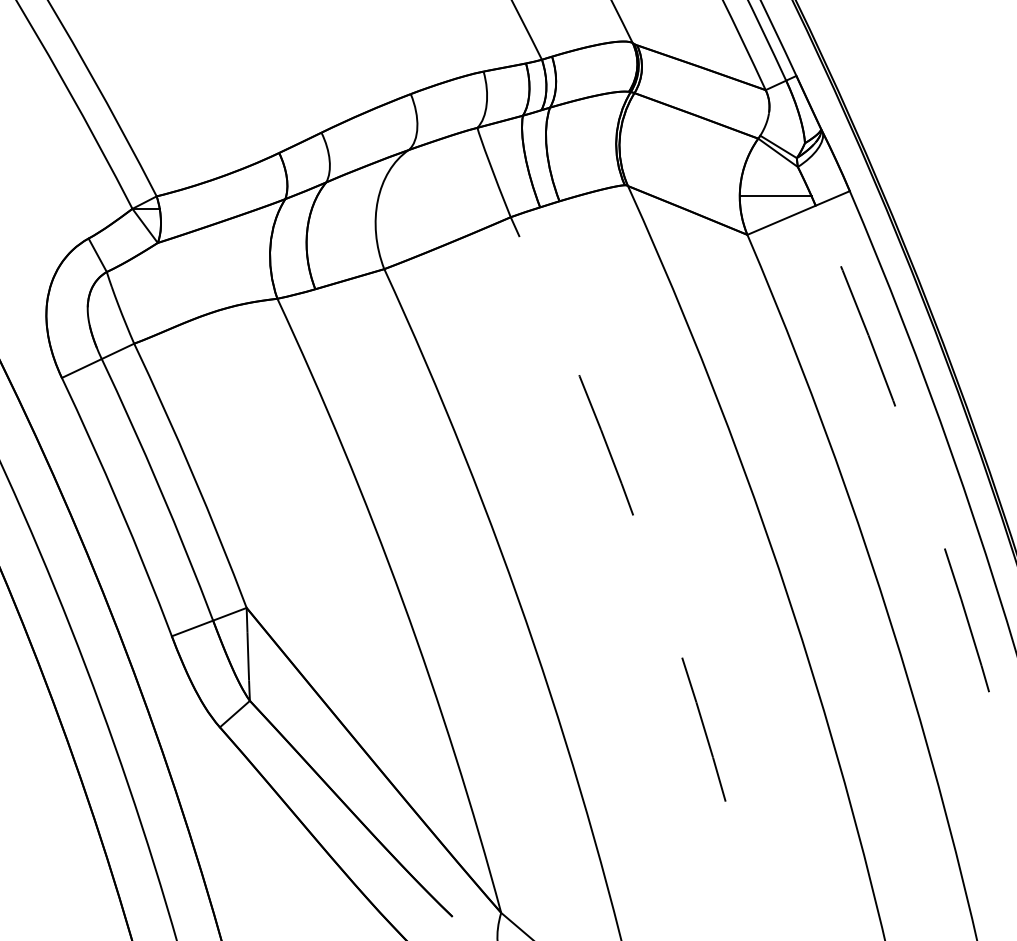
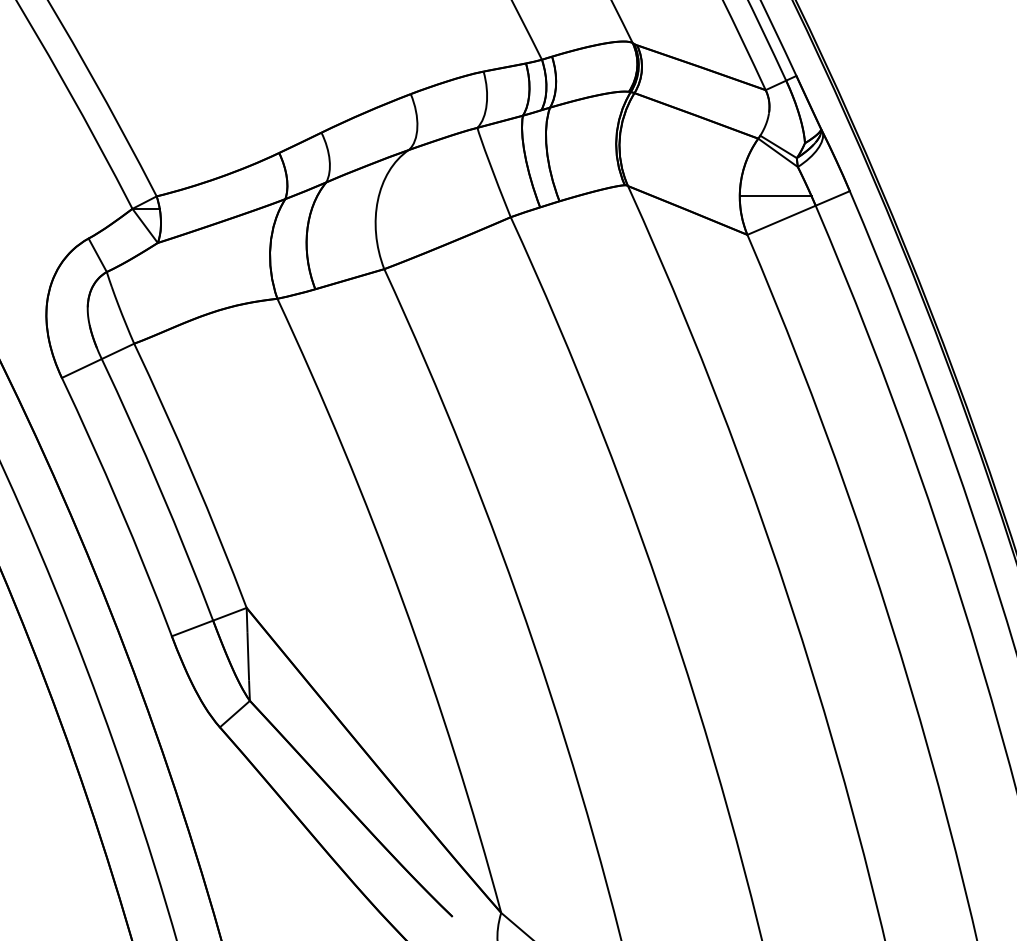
arc: dashed -> solid (927, 495)
arc: dashed -> solid (653, 572)
